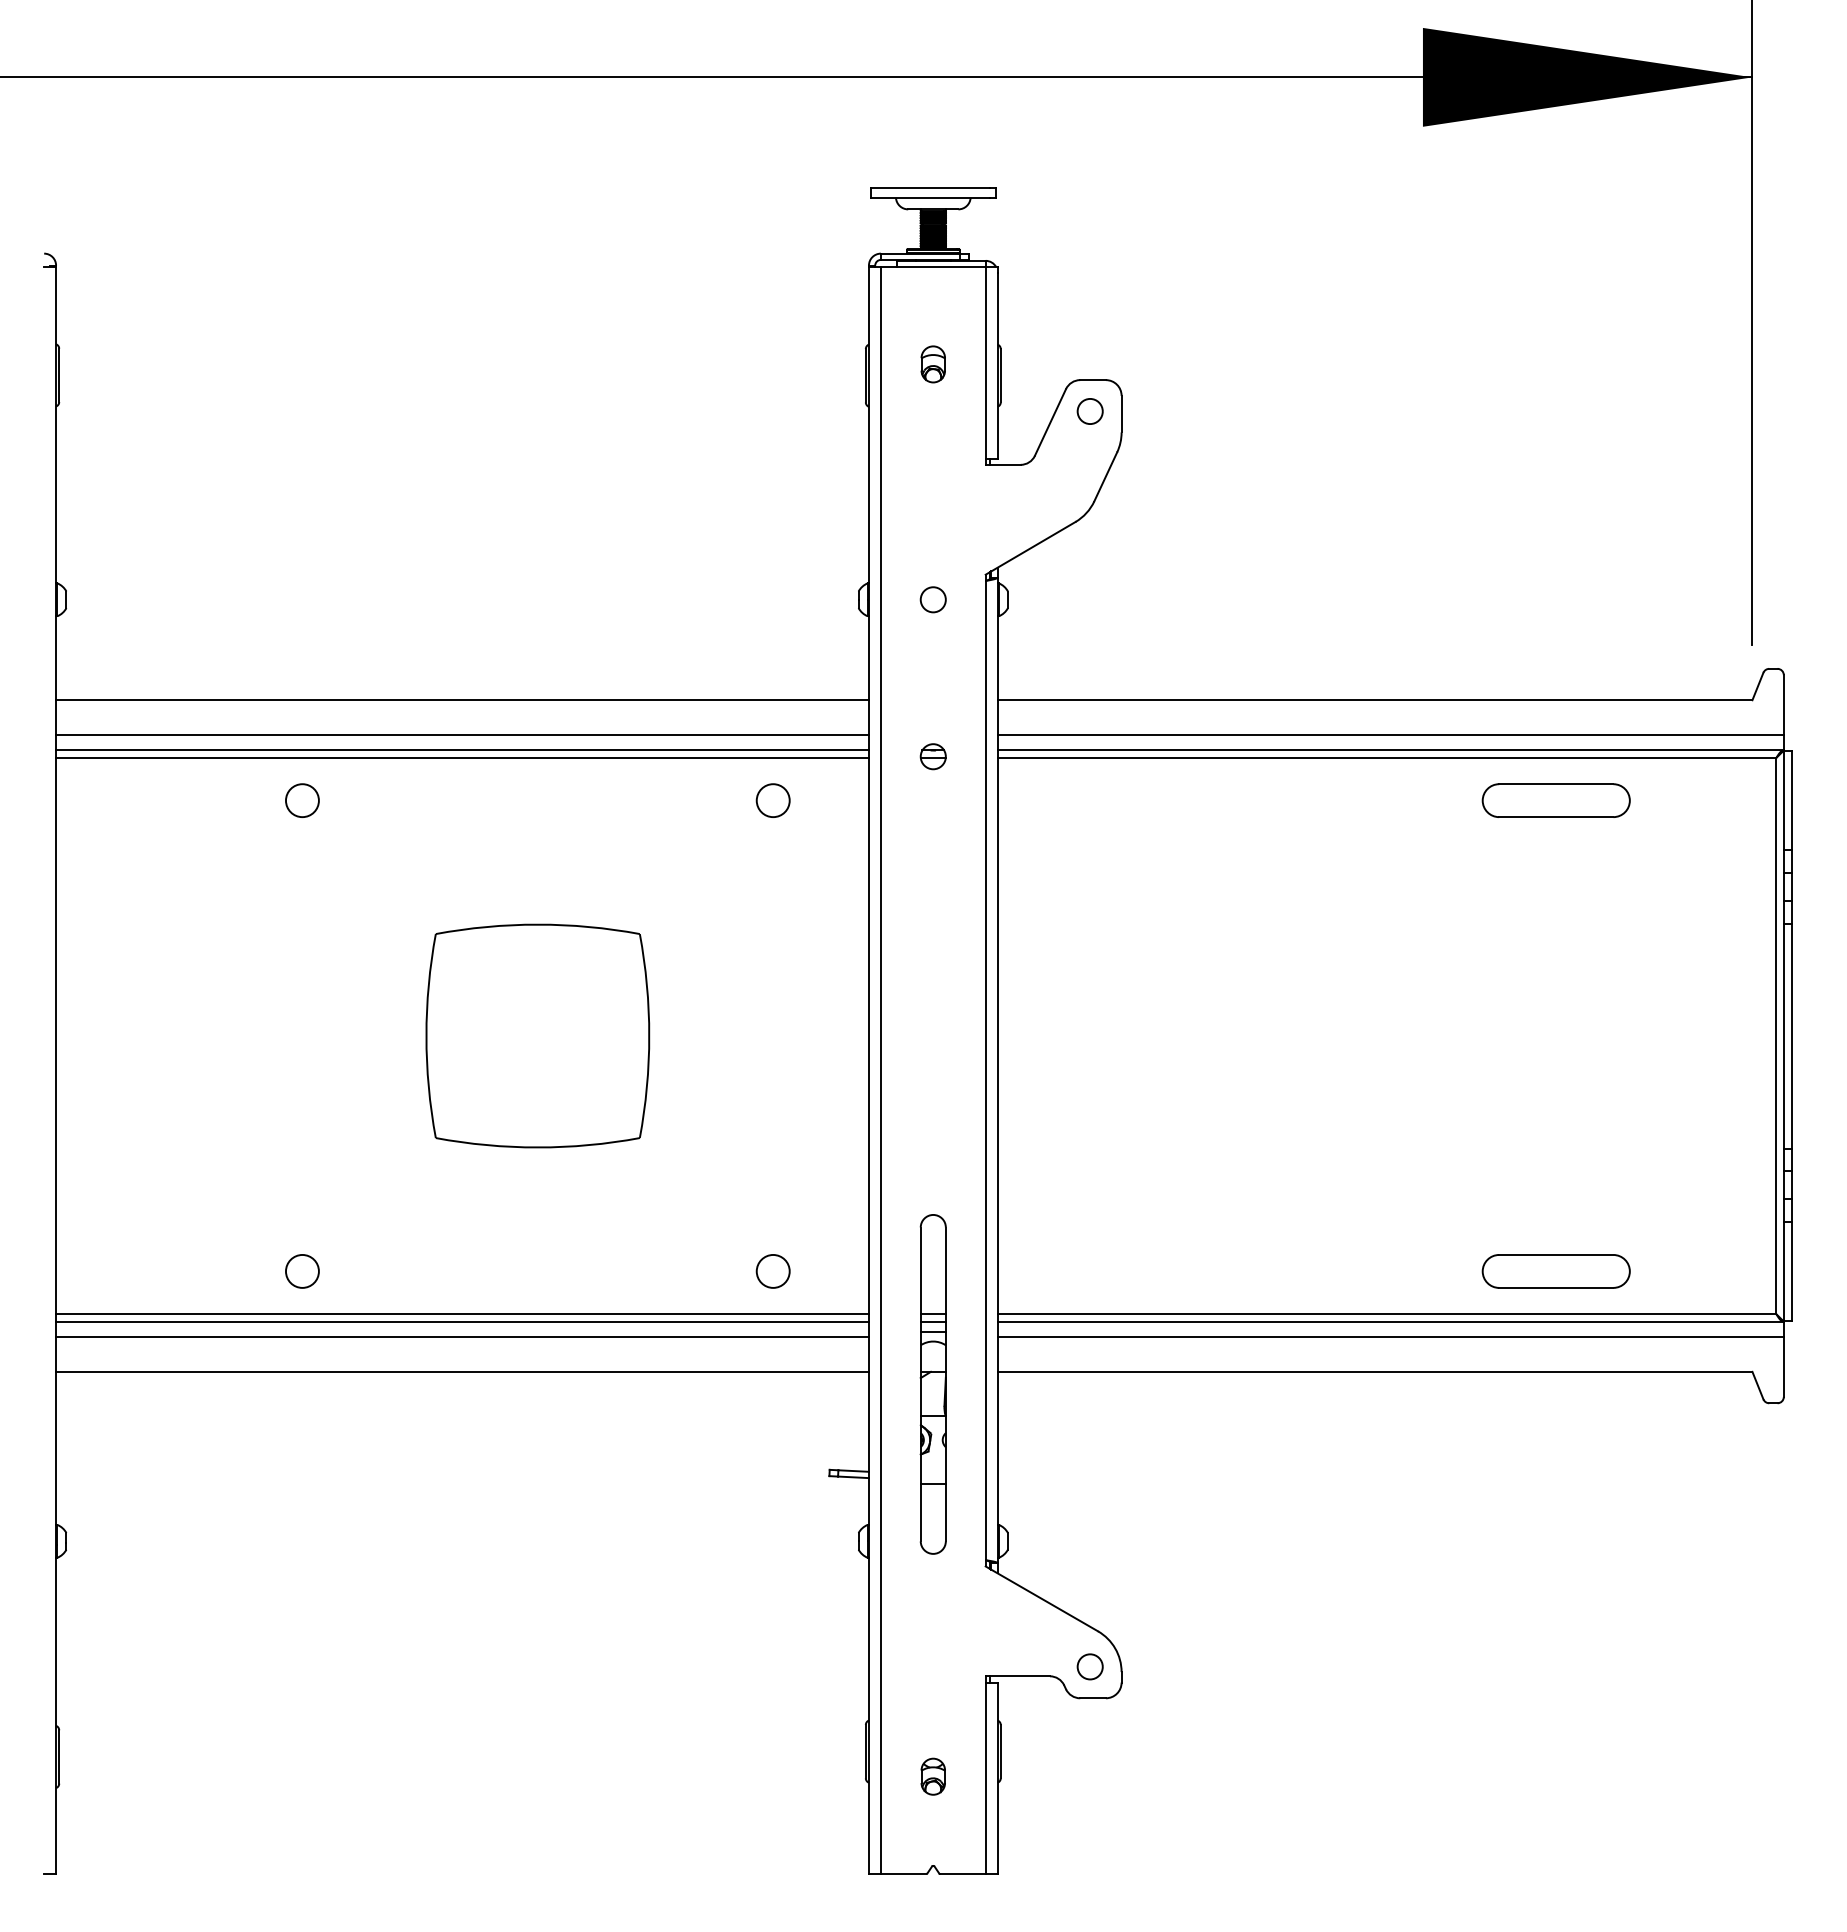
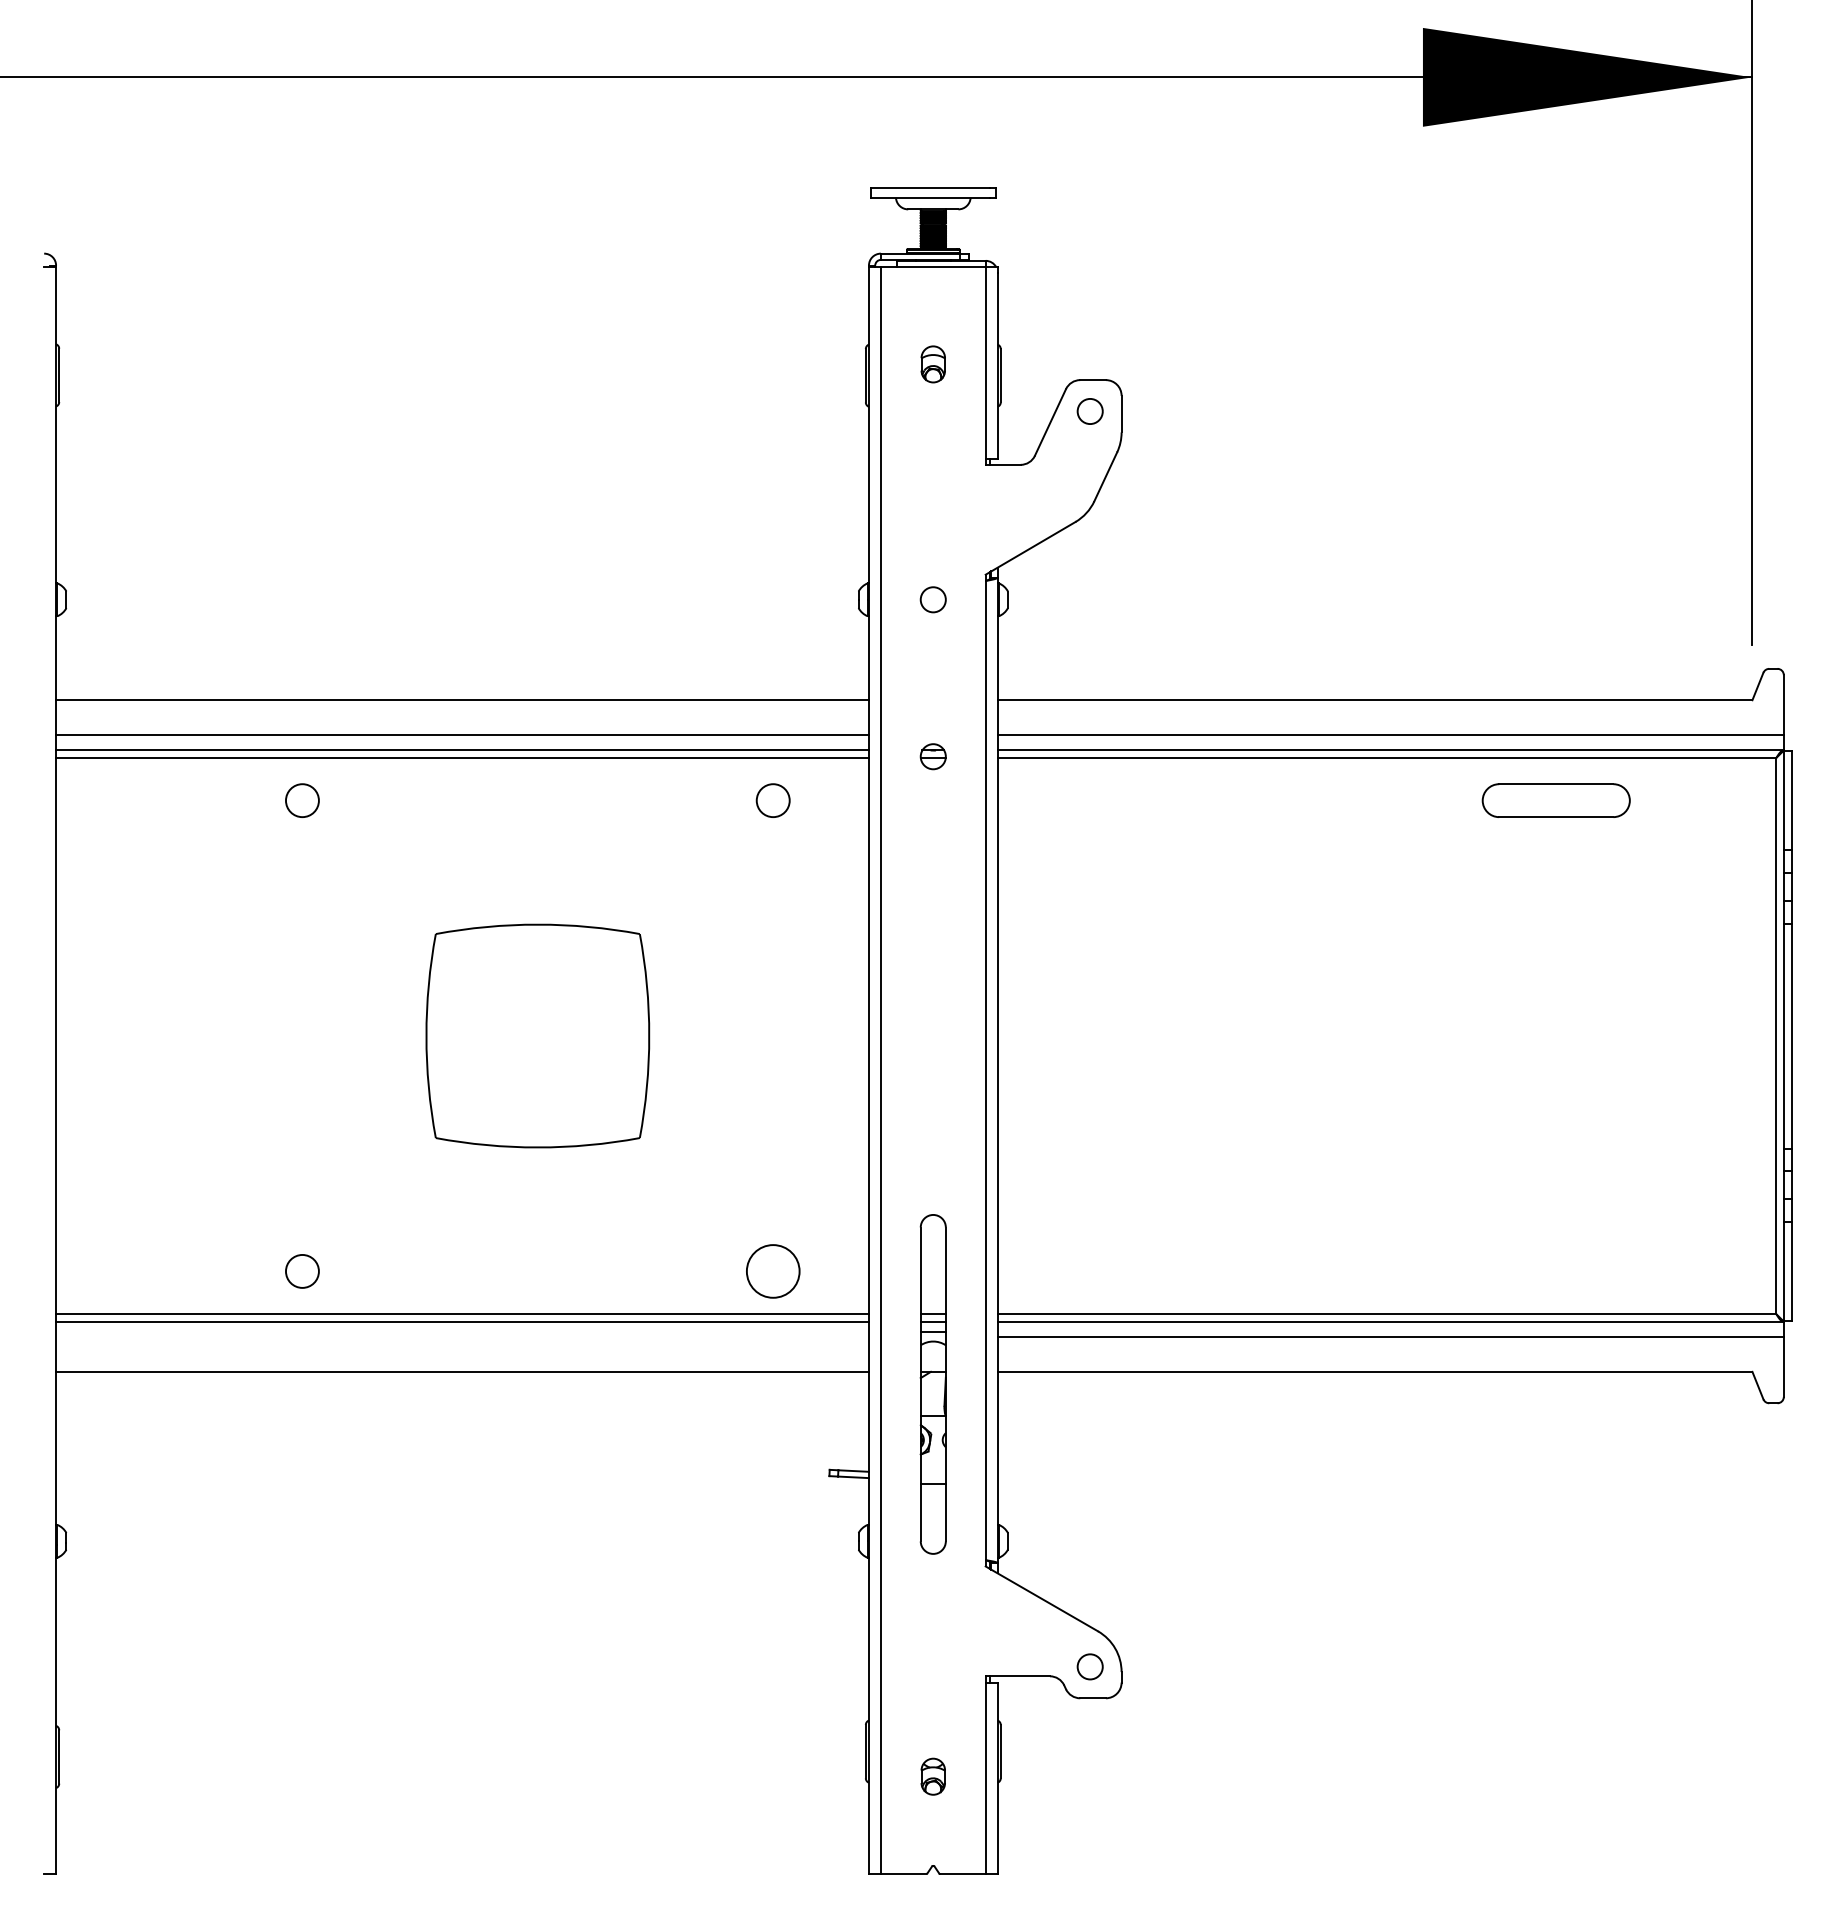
circle diameter: 33 px -> 53 px (772, 1271)
part: present -> none (1555, 1271)
line: present -> none (462, 1337)
